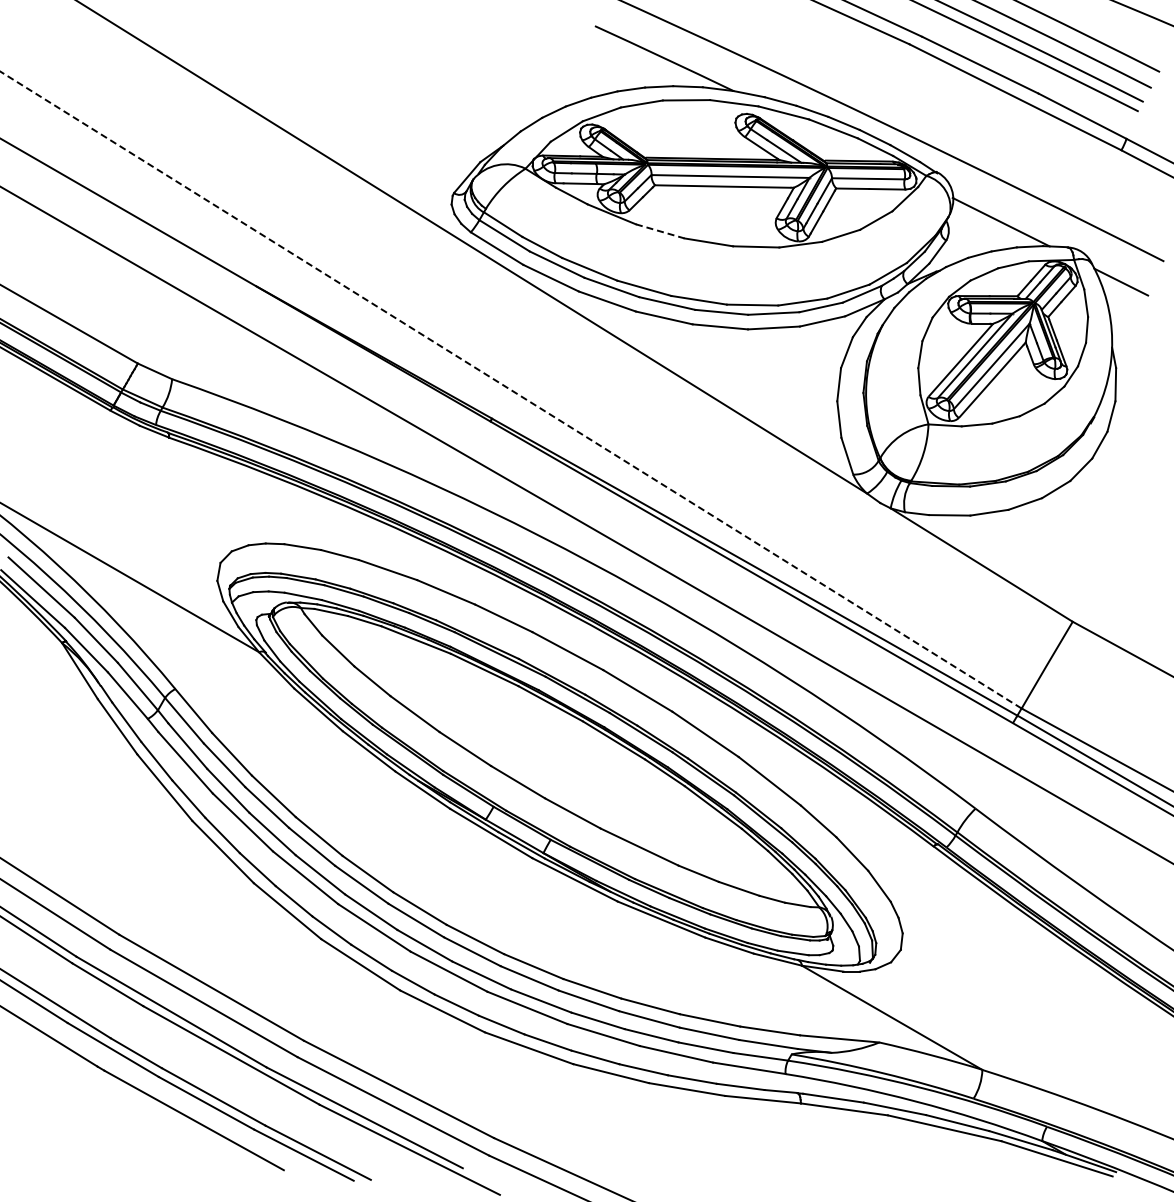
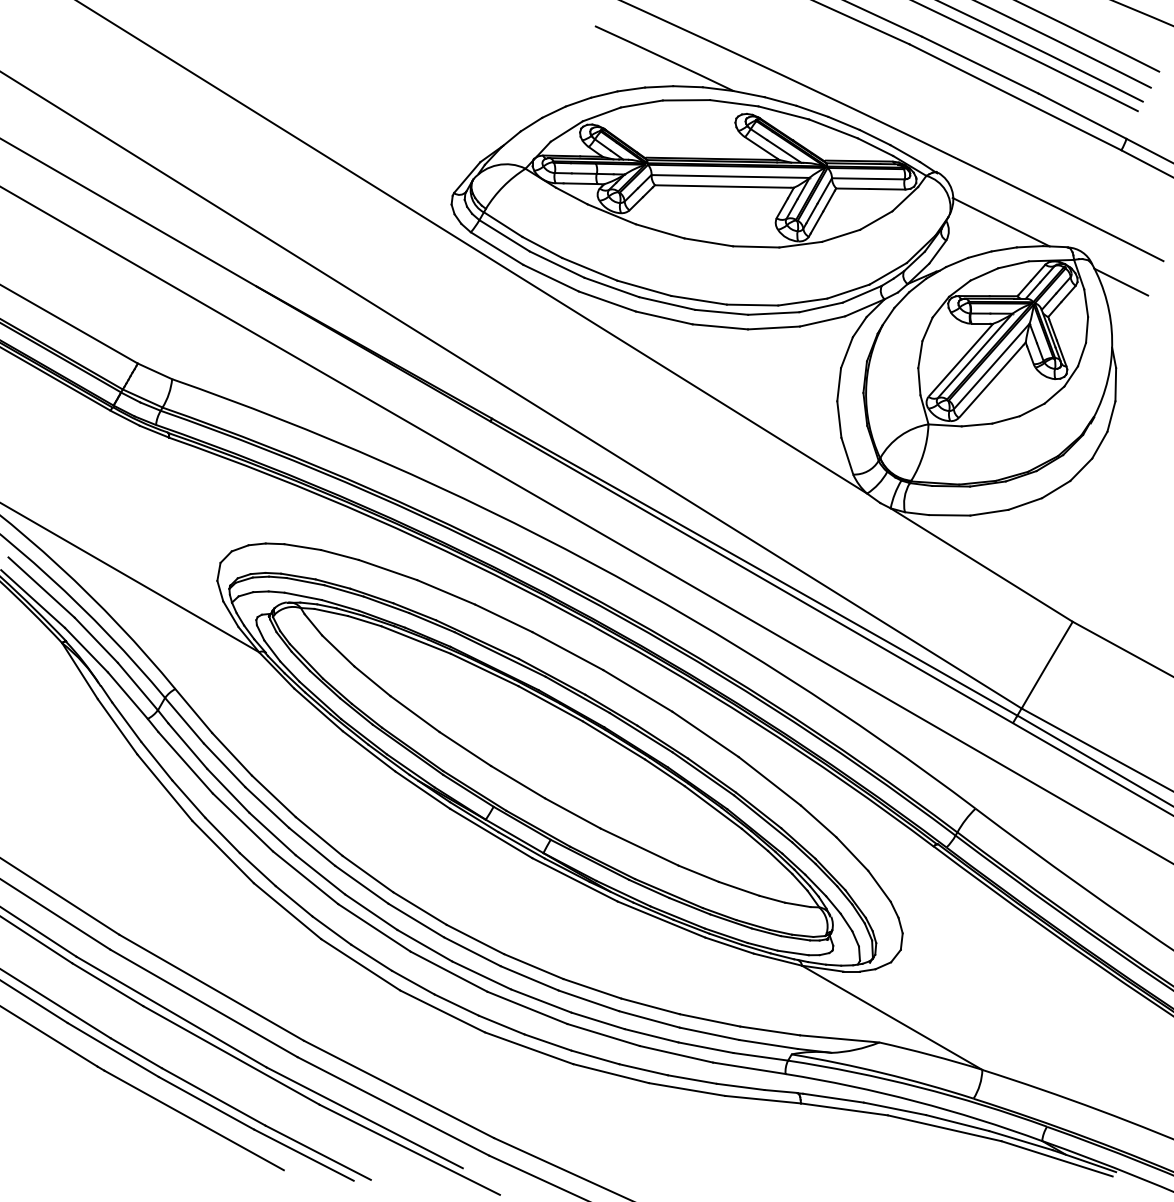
line: dashed -> solid (660, 231)
line: dashed -> solid (511, 390)
